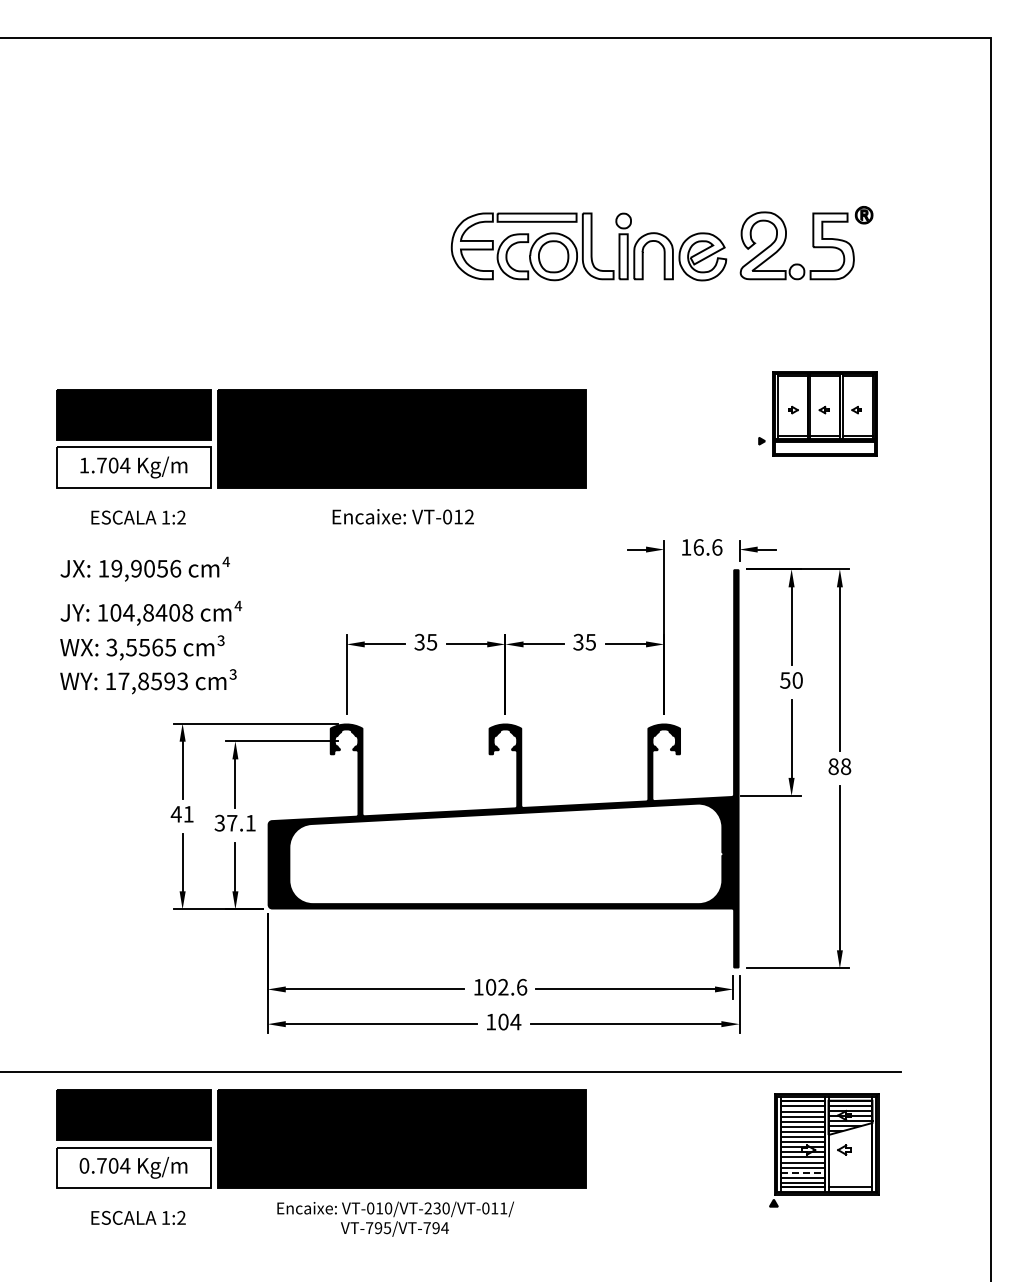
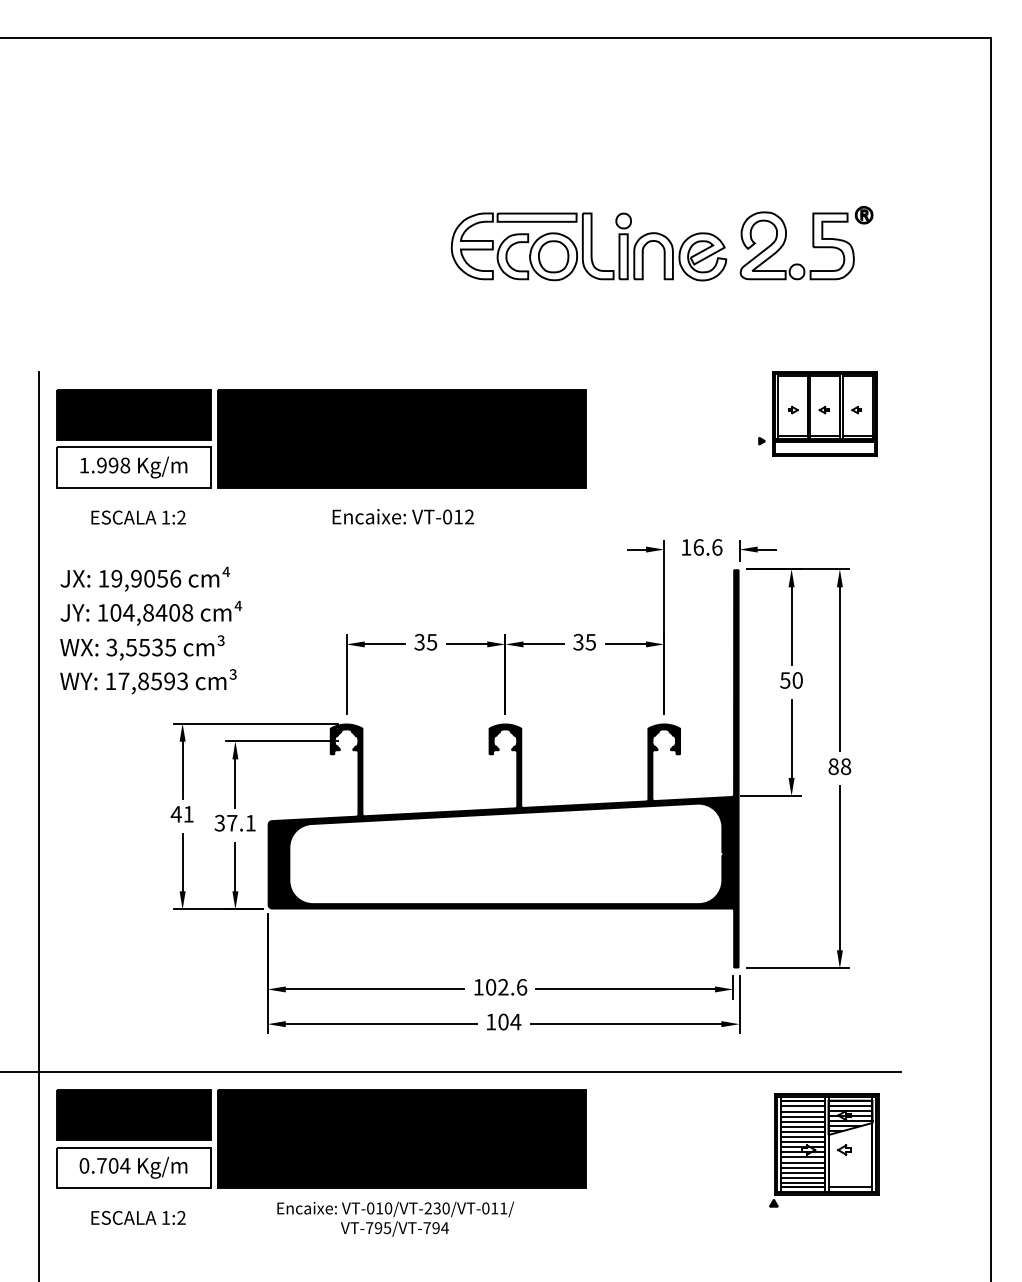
text: 1.704 -> 1.998 (113, 465)
text position: (144, 568) -> (144, 578) (144, 578)
text: 3,5565 -> 3,5535 (157, 647)
line: none -> present (38, 824)
line: dashed -> solid (803, 1172)
